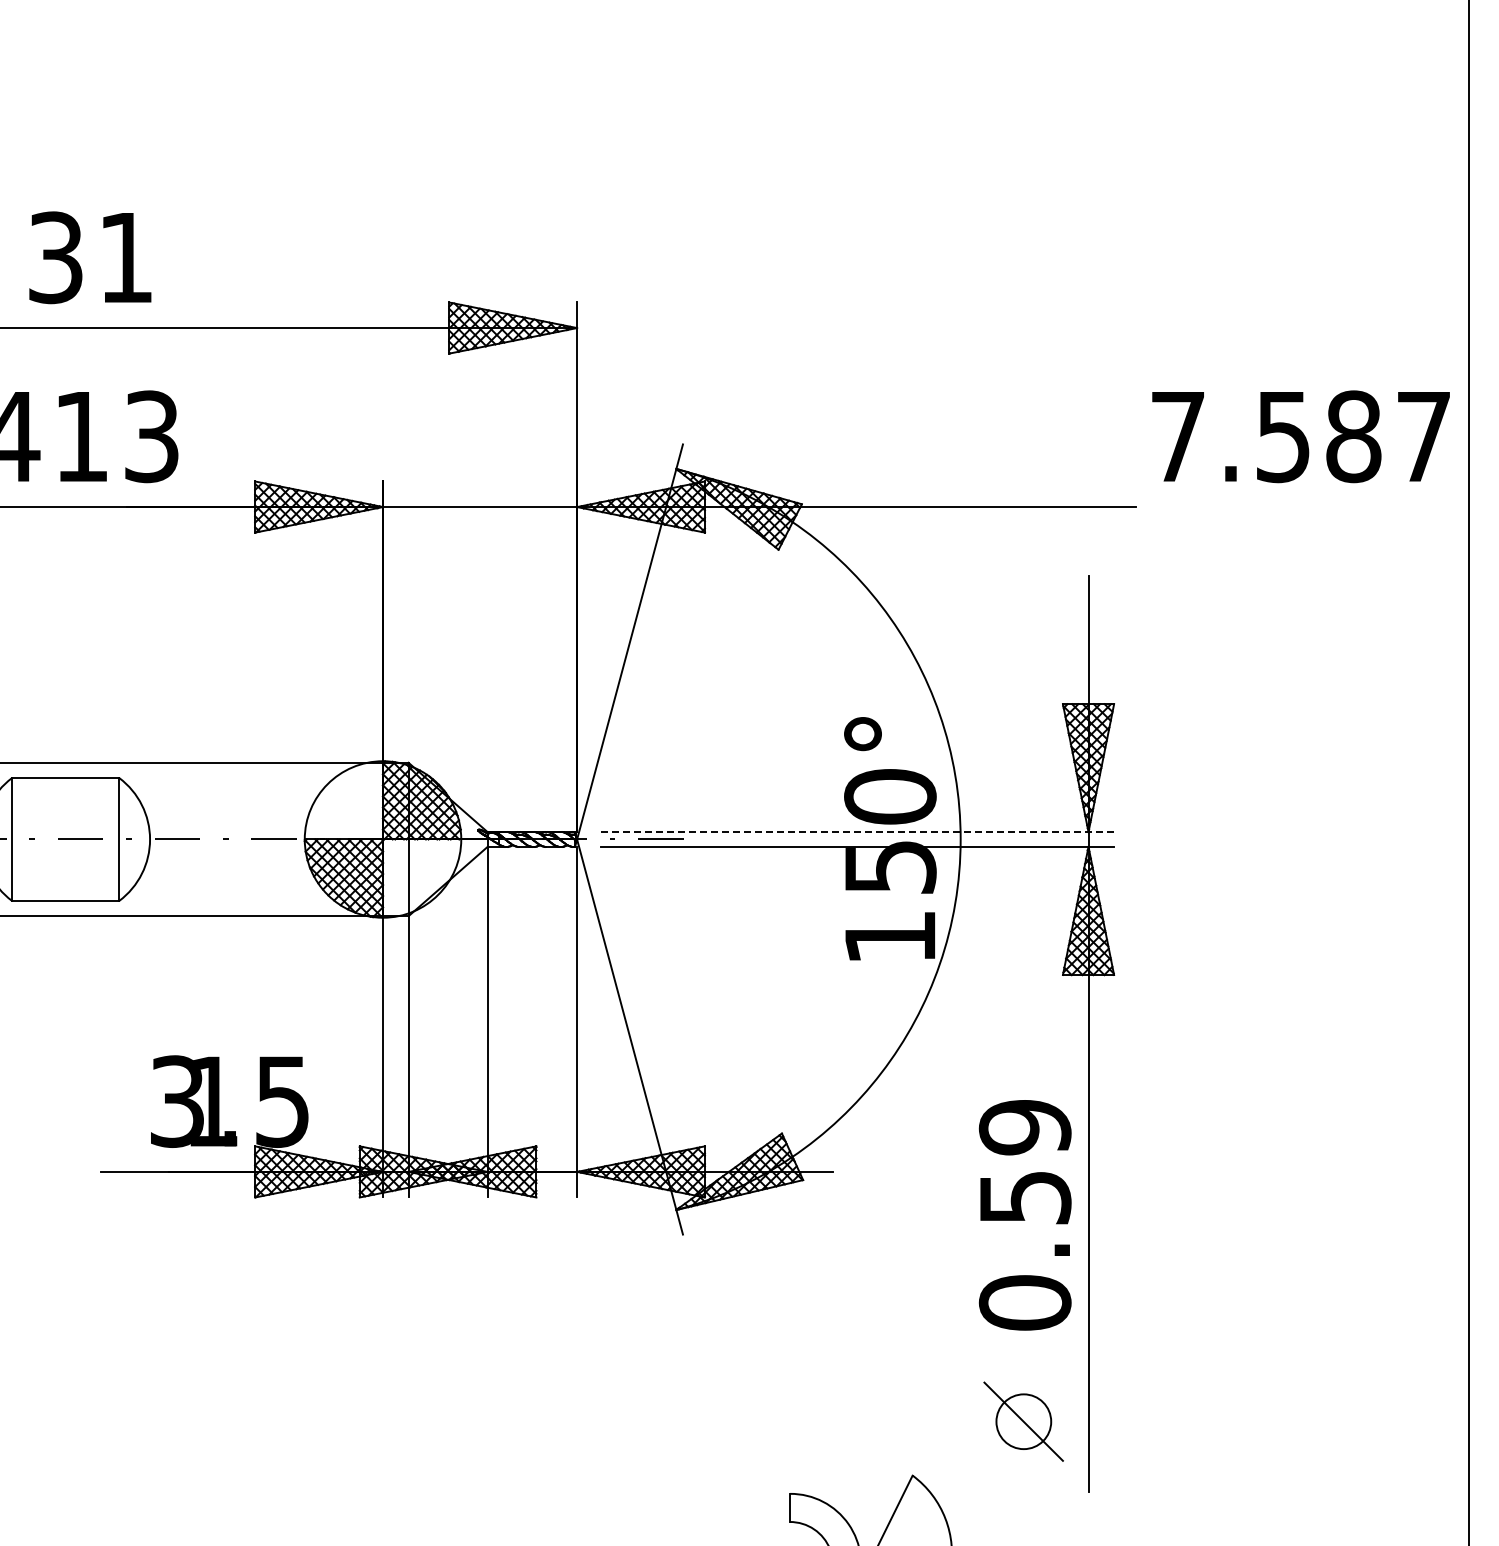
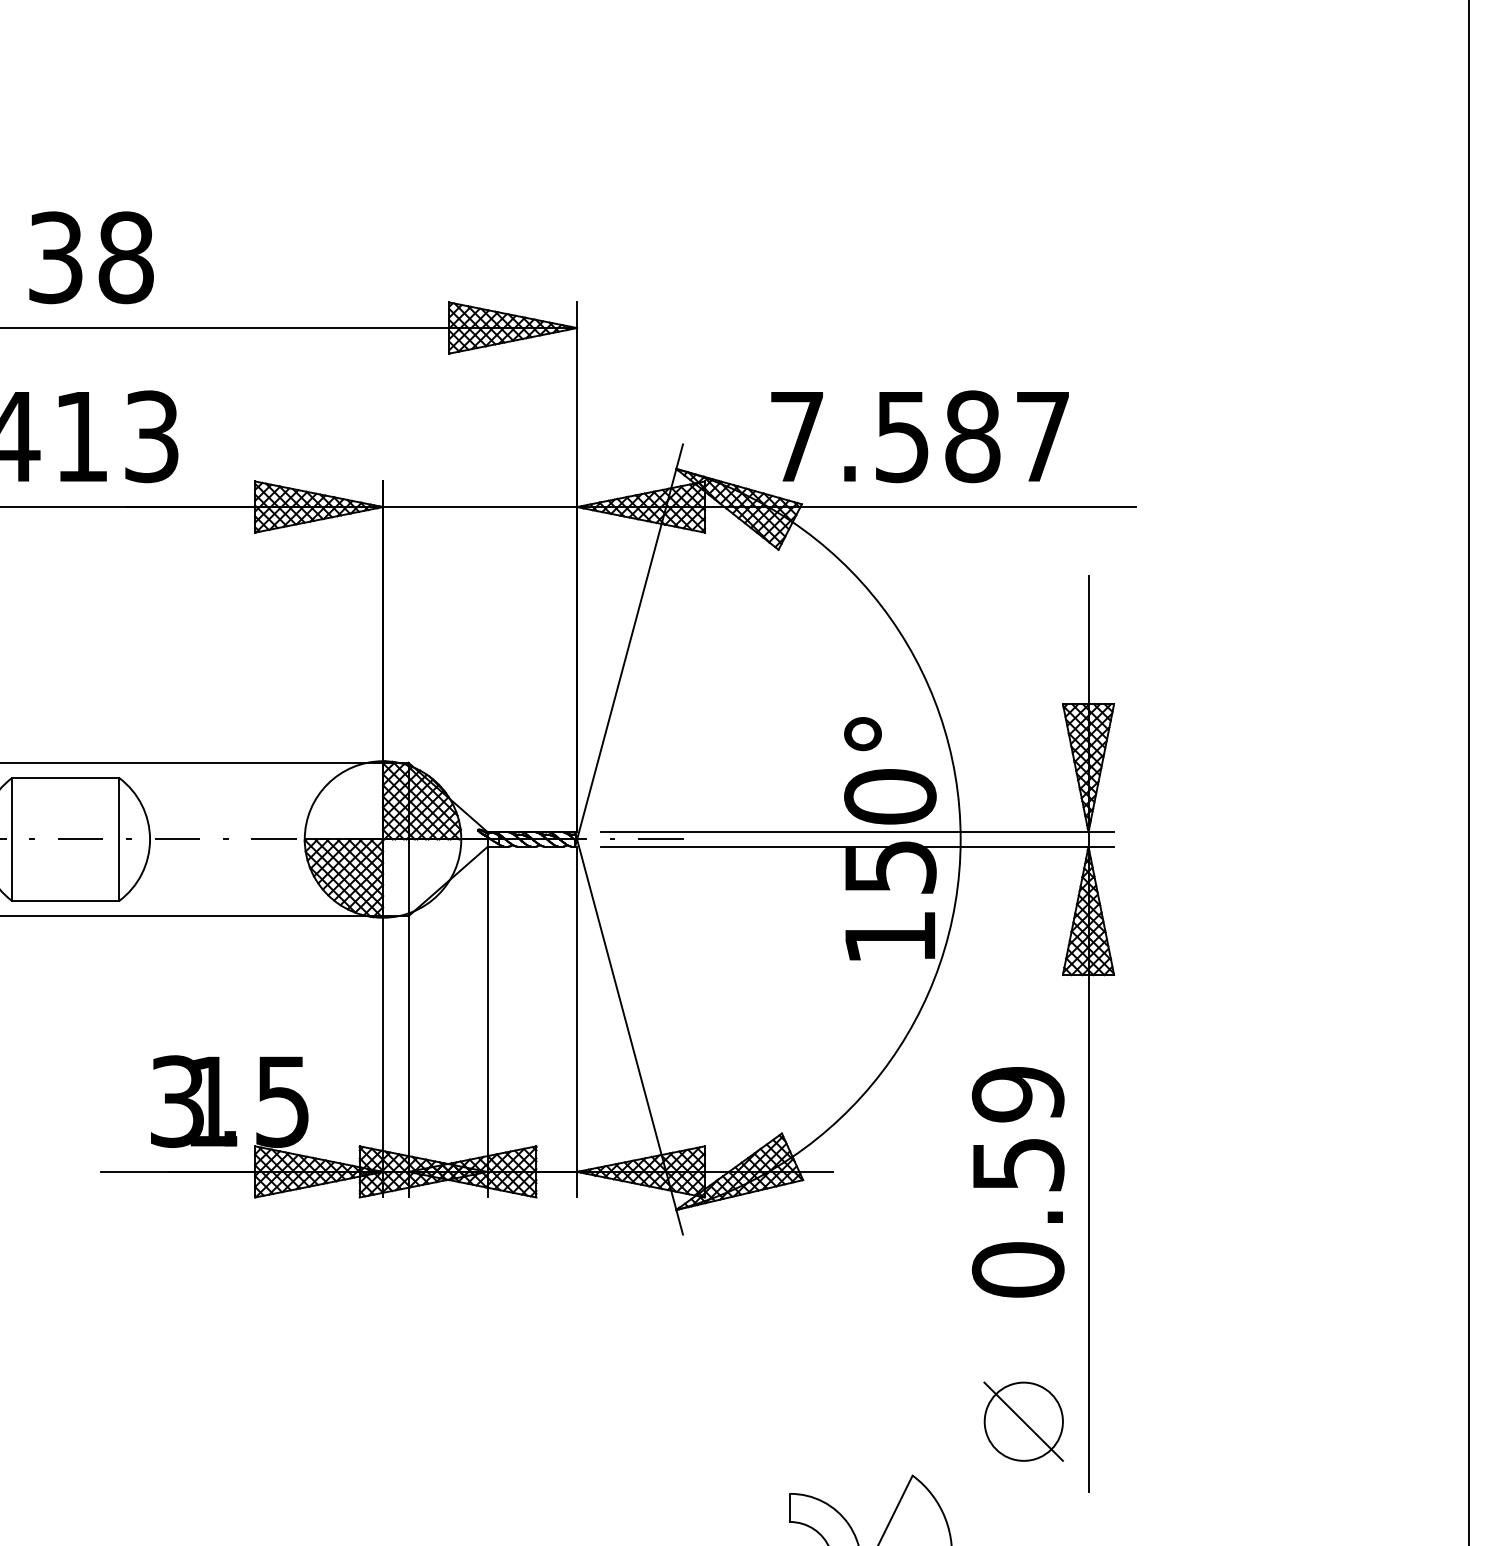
text: 31 -> 38 (125, 257)
text position: (1300, 436) -> (919, 436) (919, 436)
line: dashed -> solid (857, 832)
text position: (1024, 1215) -> (1017, 1182) (1017, 1182)
circle diameter: 55 px -> 78 px (1023, 1421)
